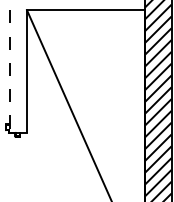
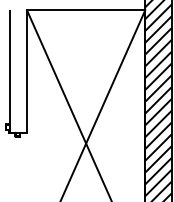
line: dashed -> solid (10, 71)
line: none -> present (103, 104)
